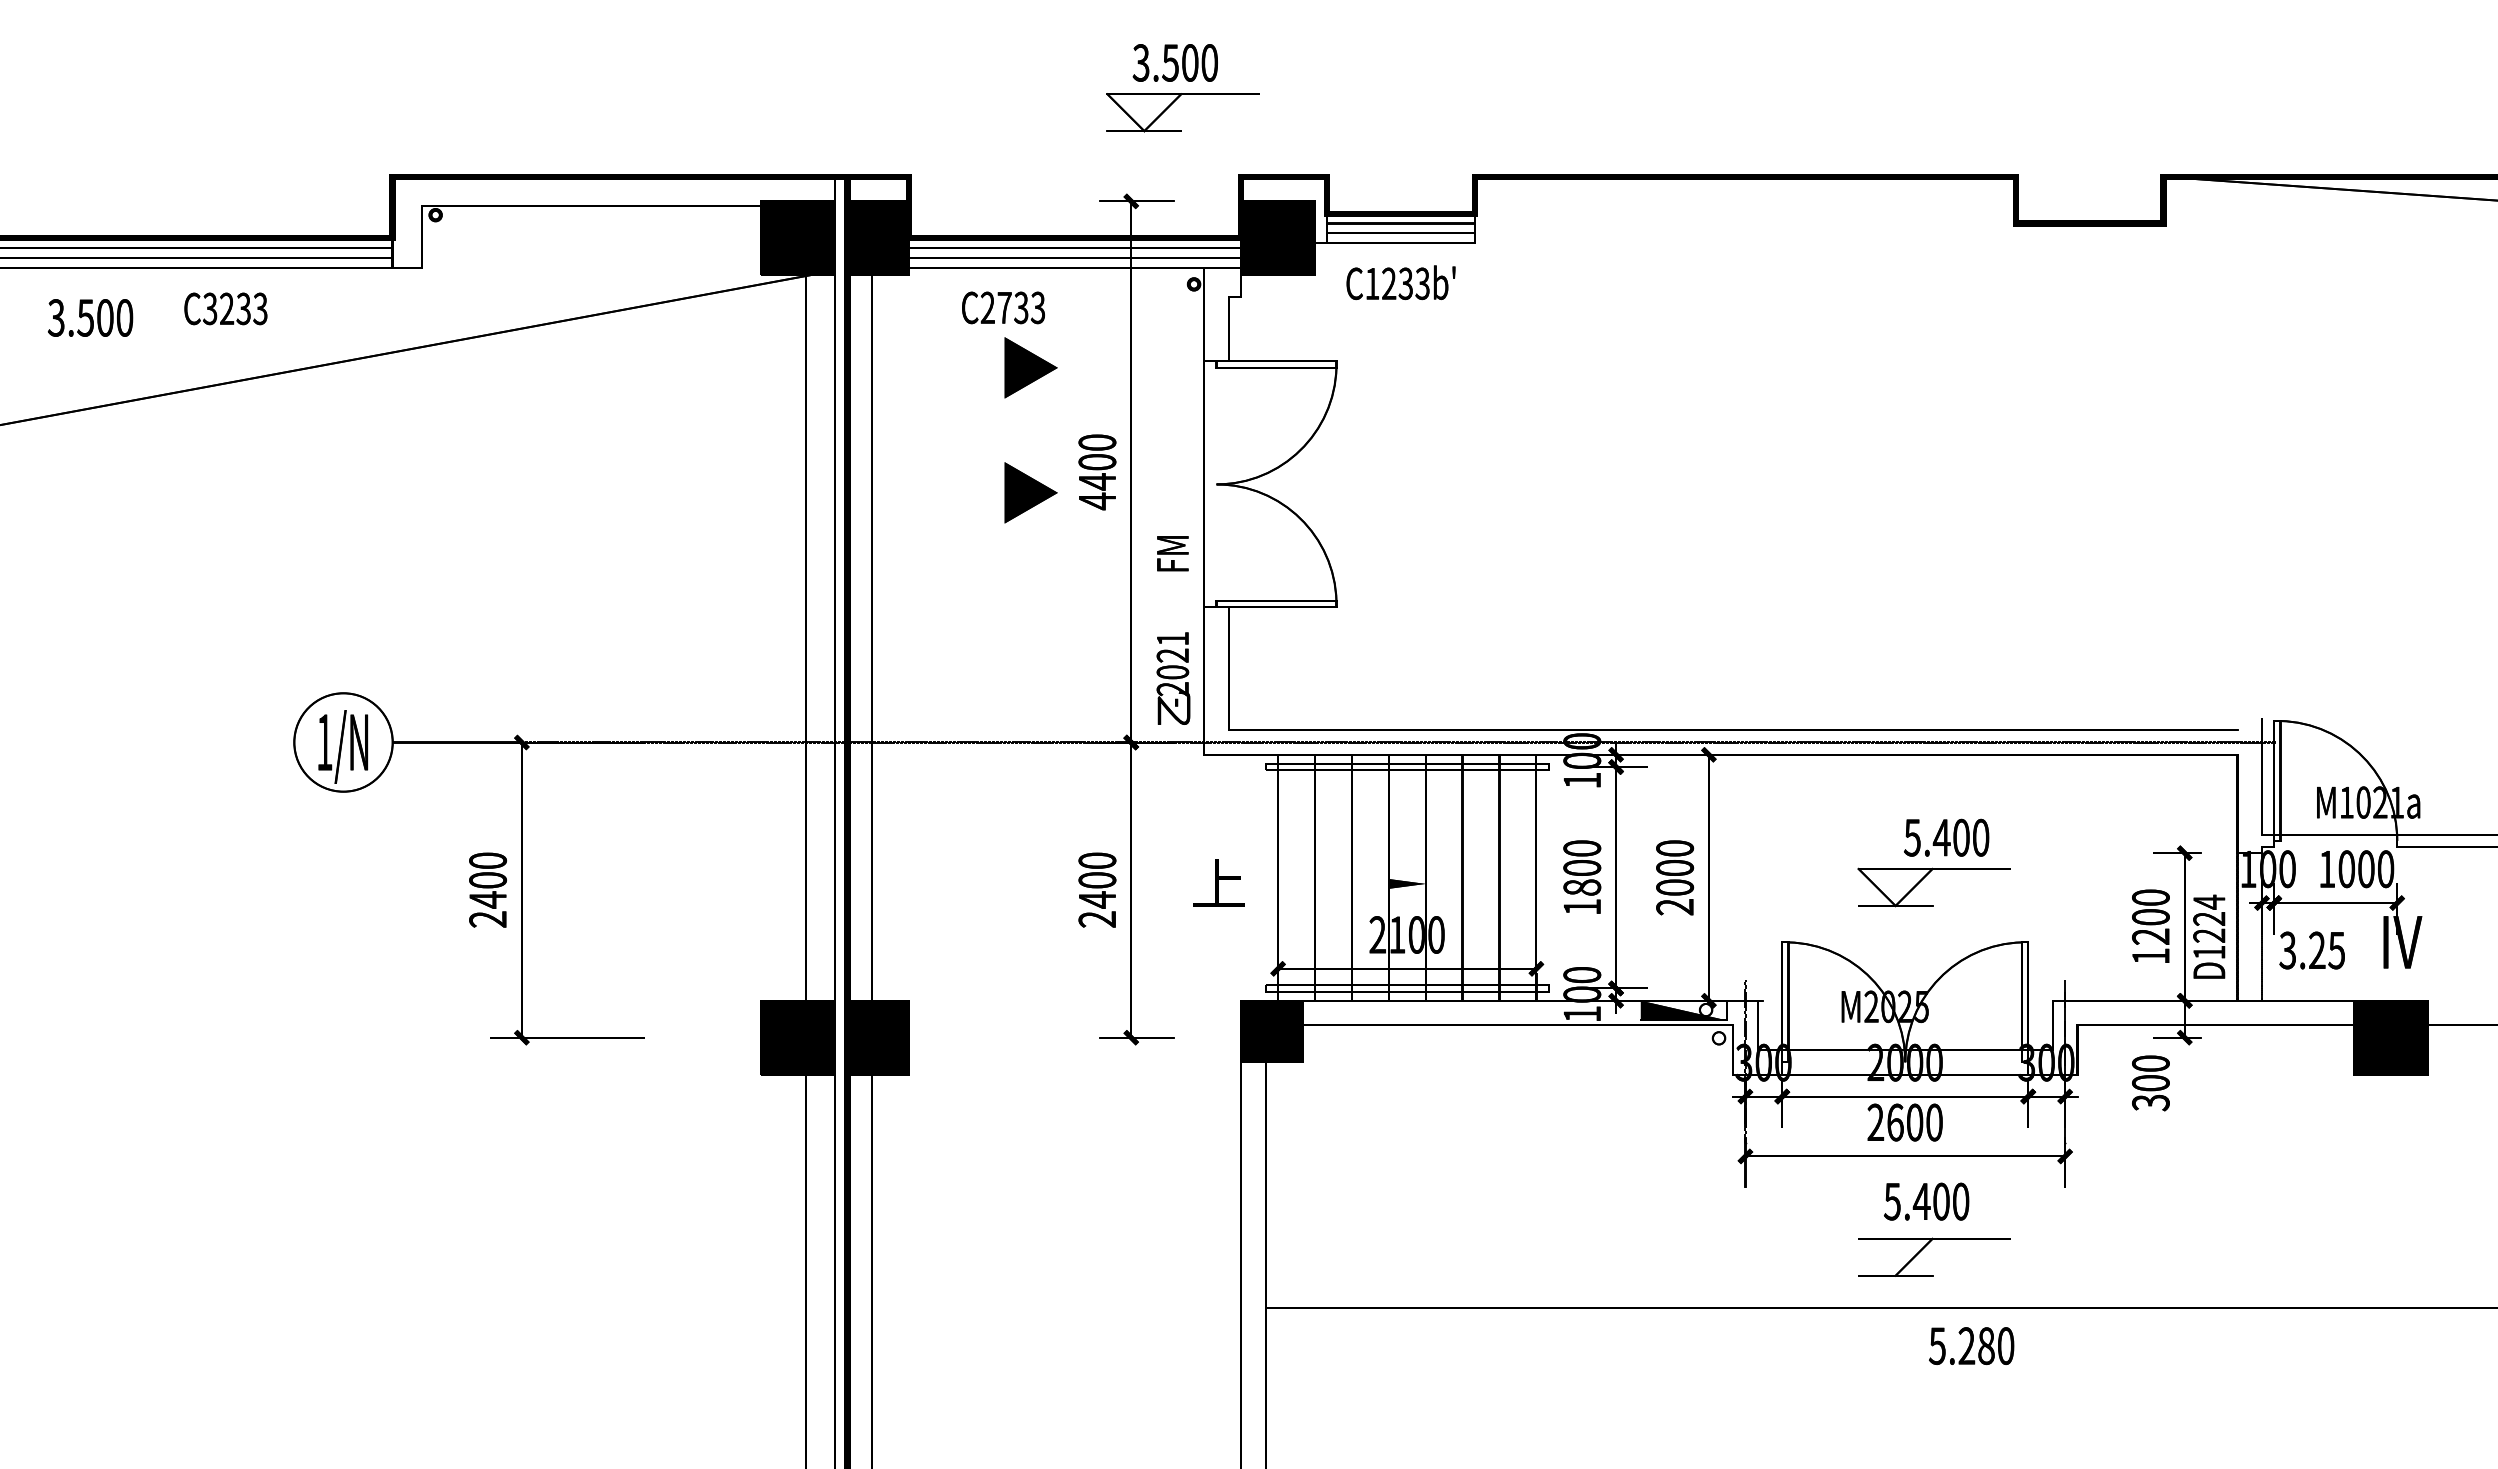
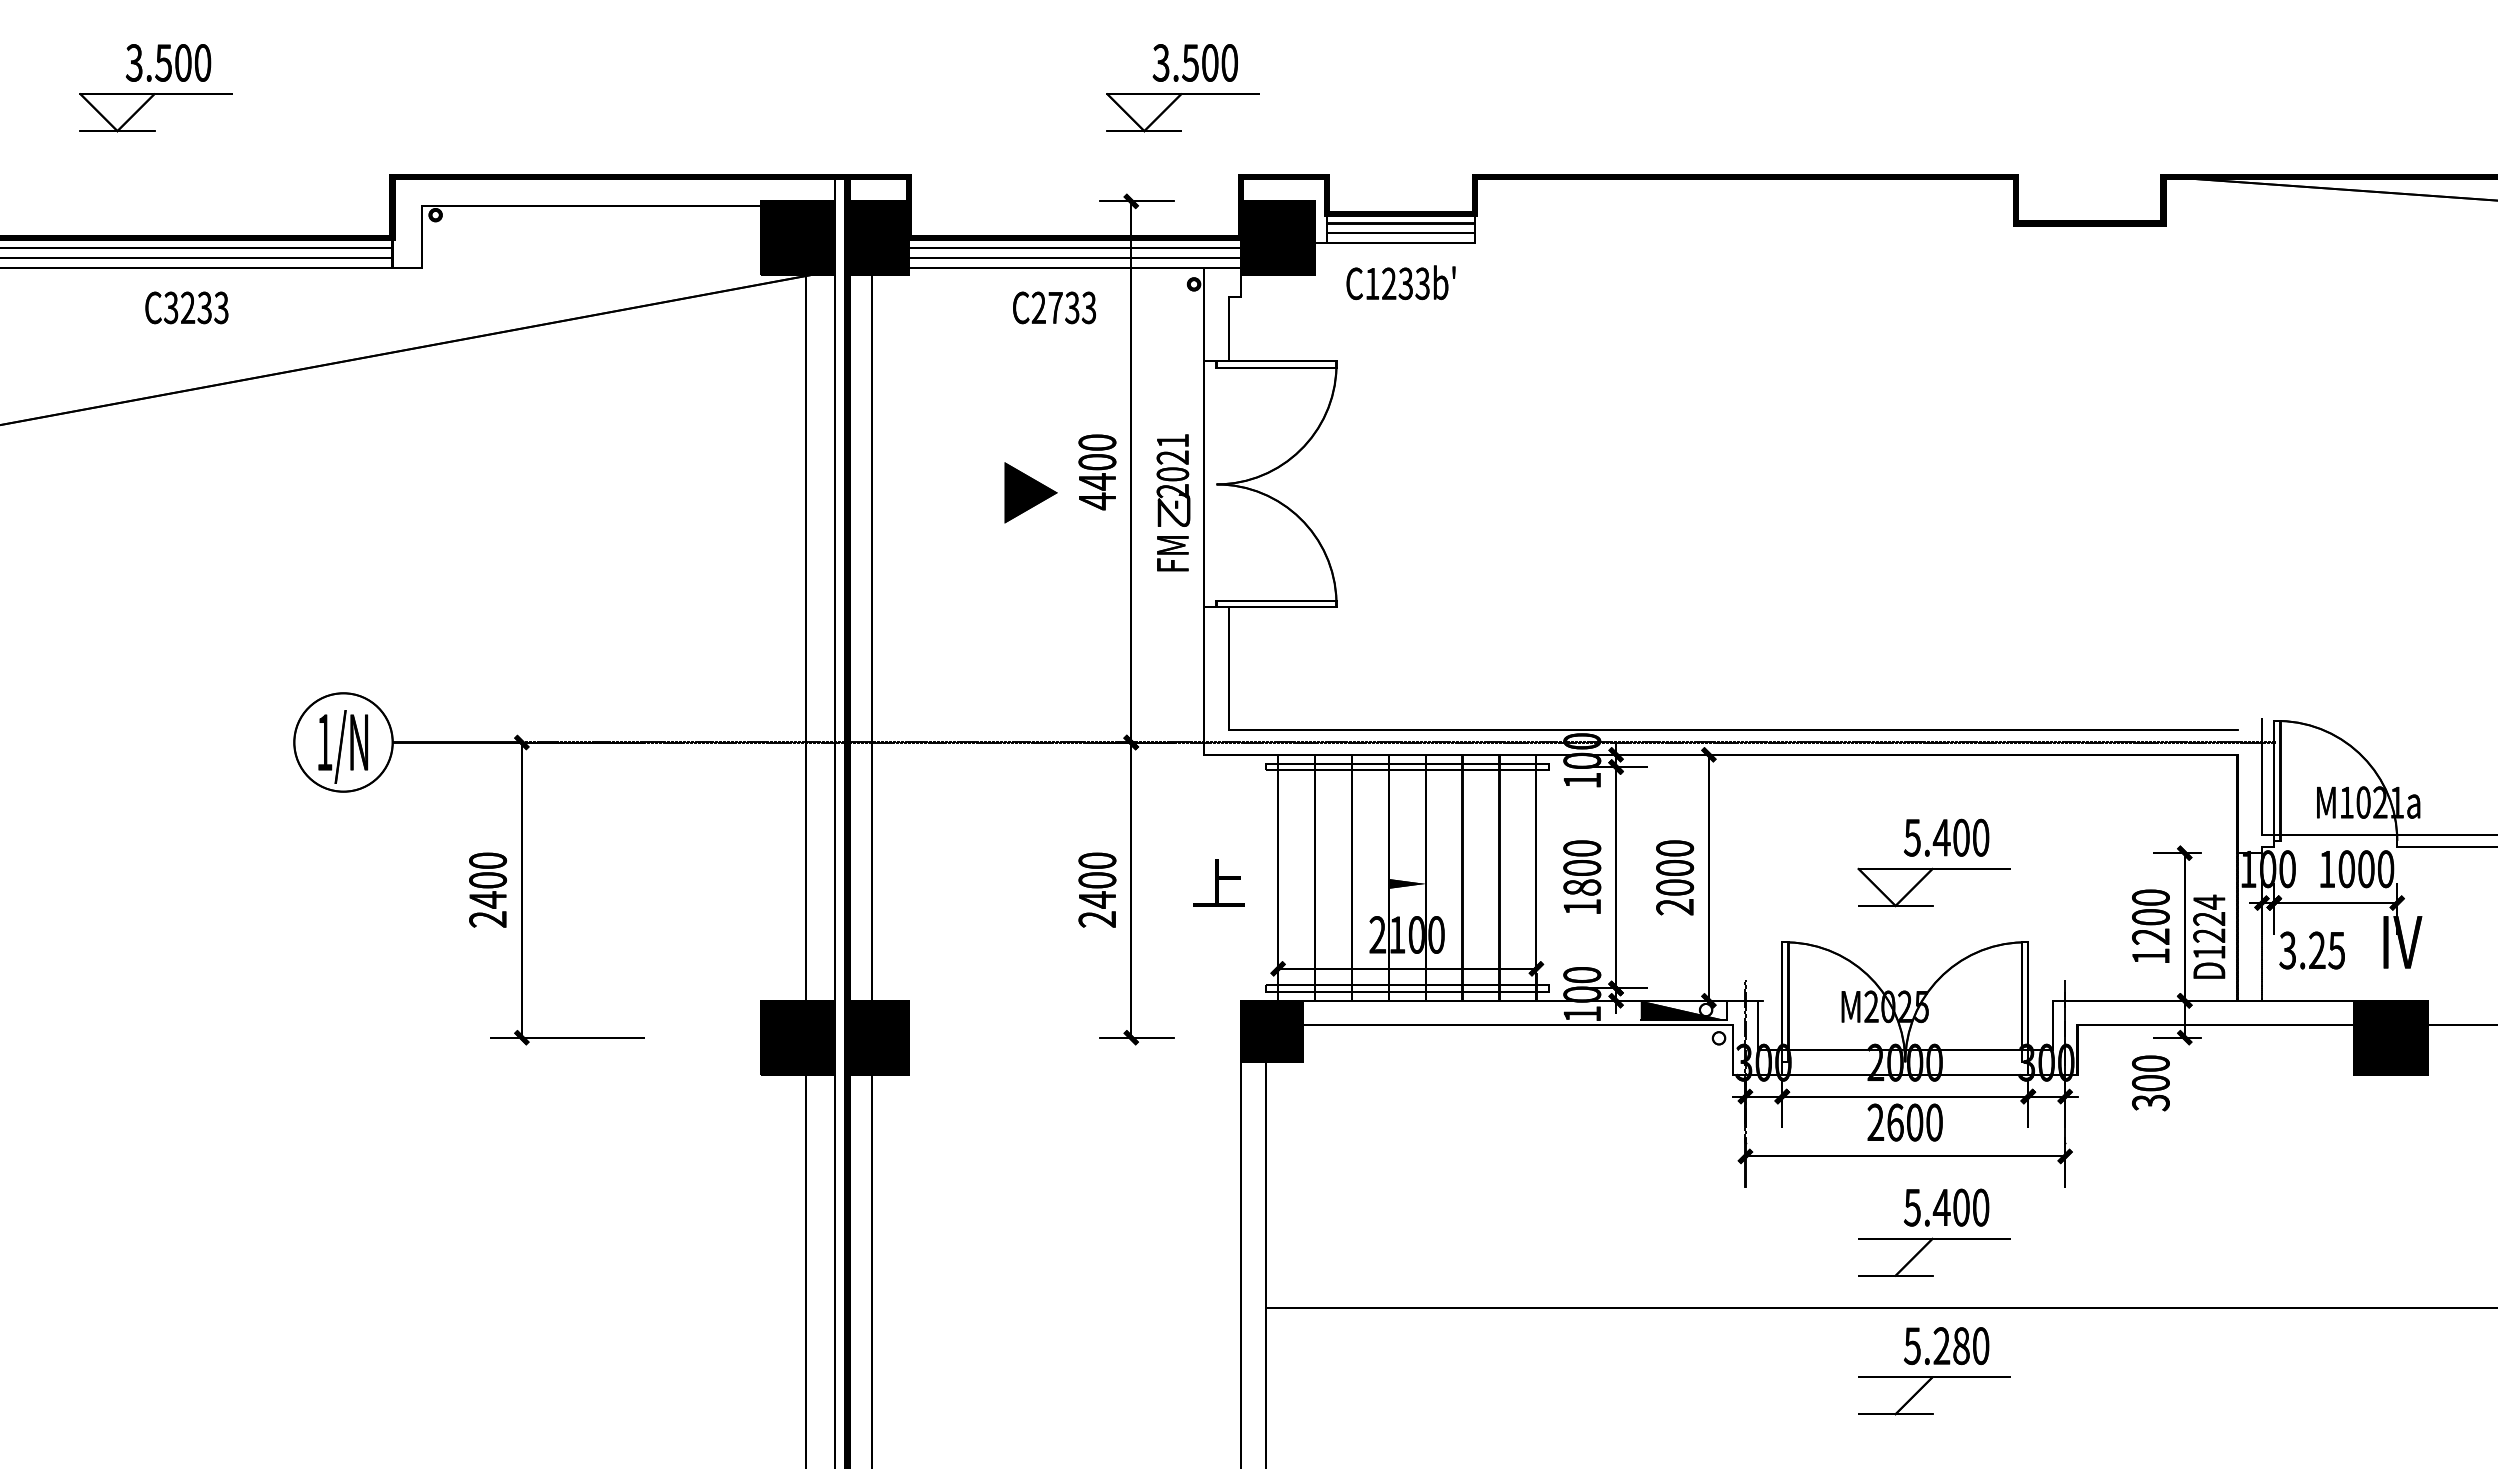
text position: (1174, 62) -> (1194, 62) (1194, 62)
part: none -> present (146, 103)
text position: (1003, 307) -> (1054, 307) (1054, 307)
text position: (225, 308) -> (186, 307) (186, 307)
text position: (90, 317) -> (168, 62) (168, 62)
part: present -> none (1030, 367)
text position: (1173, 678) -> (1173, 480) (1173, 480)
text position: (1926, 1201) -> (1946, 1207) (1946, 1207)
text position: (1971, 1345) -> (1946, 1345) (1946, 1345)
part: none -> present (1925, 1385)
